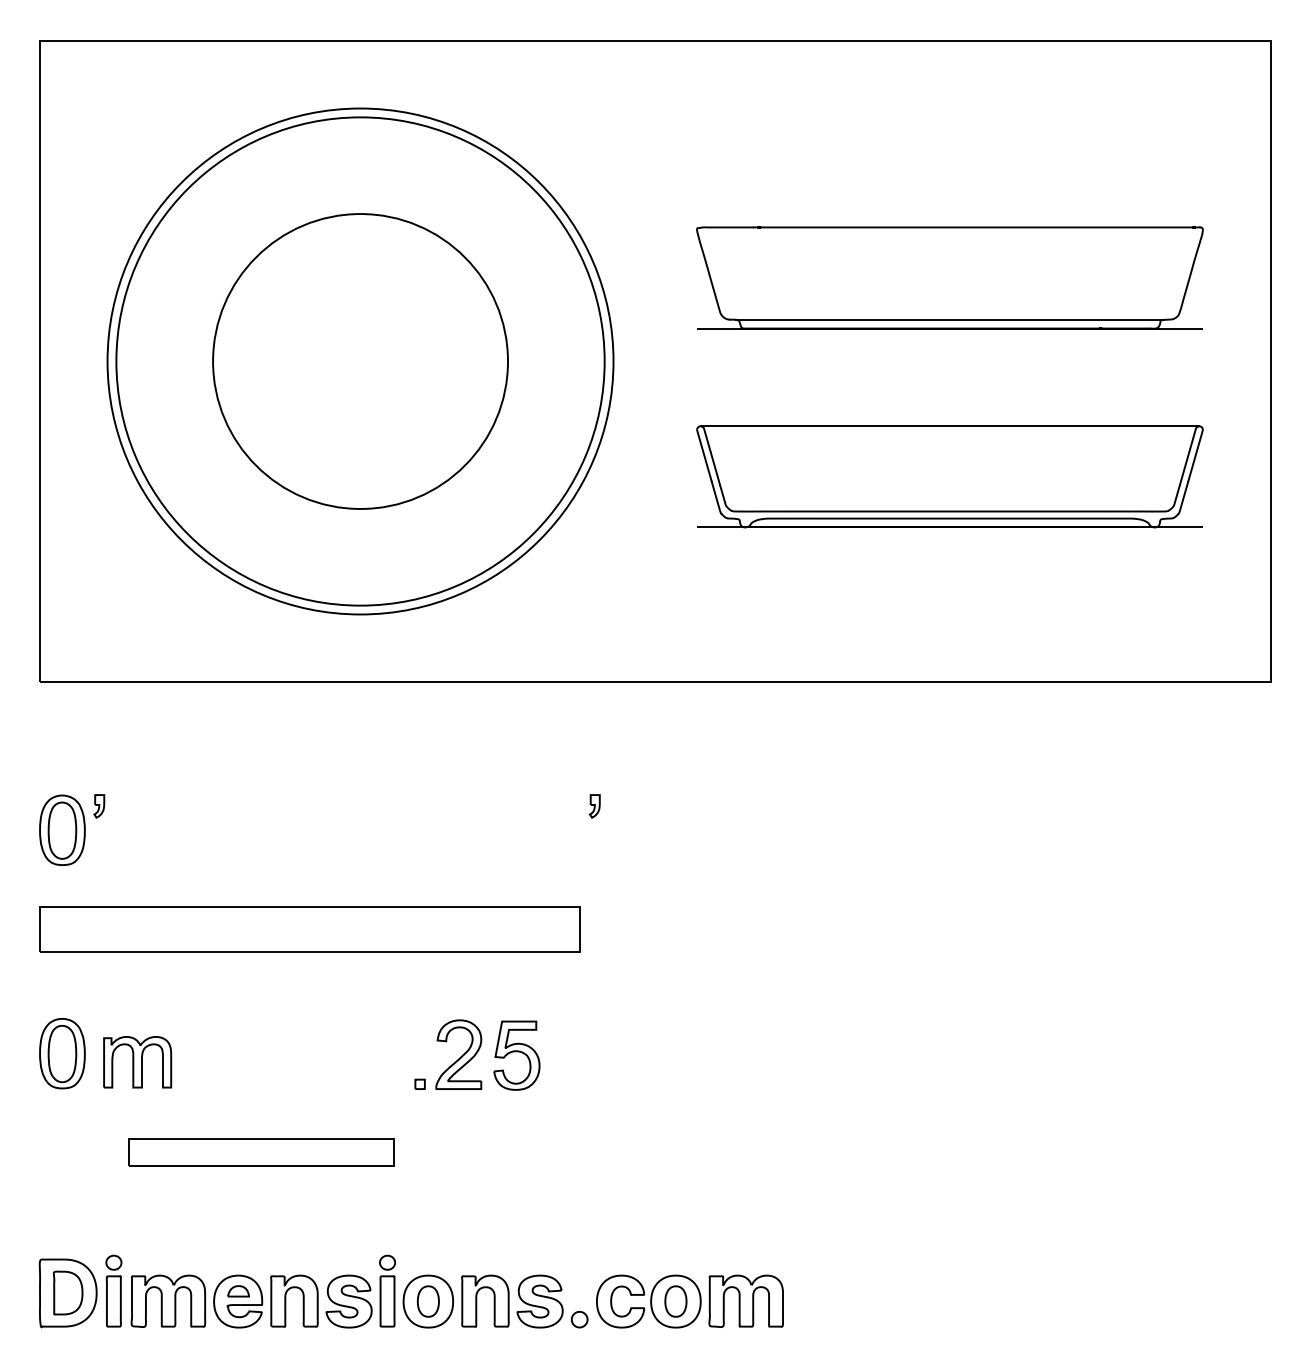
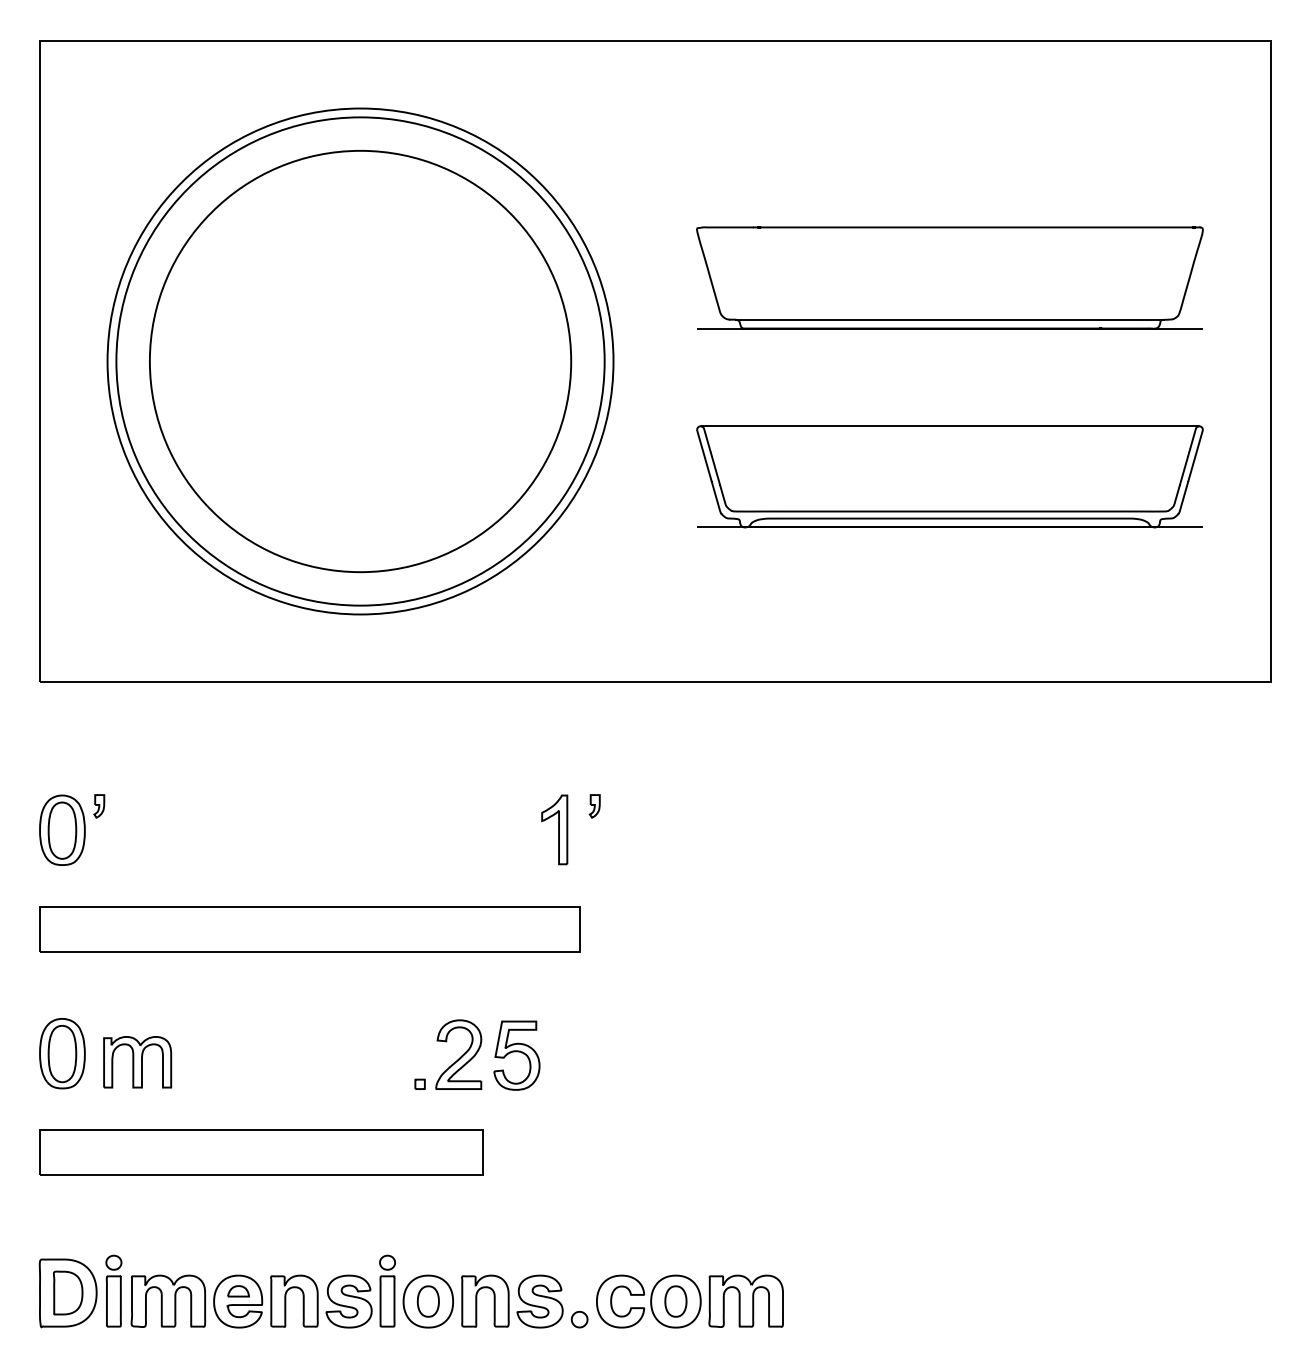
circle diameter: 295 px -> 421 px (360, 361)
part: none -> present (554, 829)
part size: 267x29 px -> 445x47 px (261, 1152)
